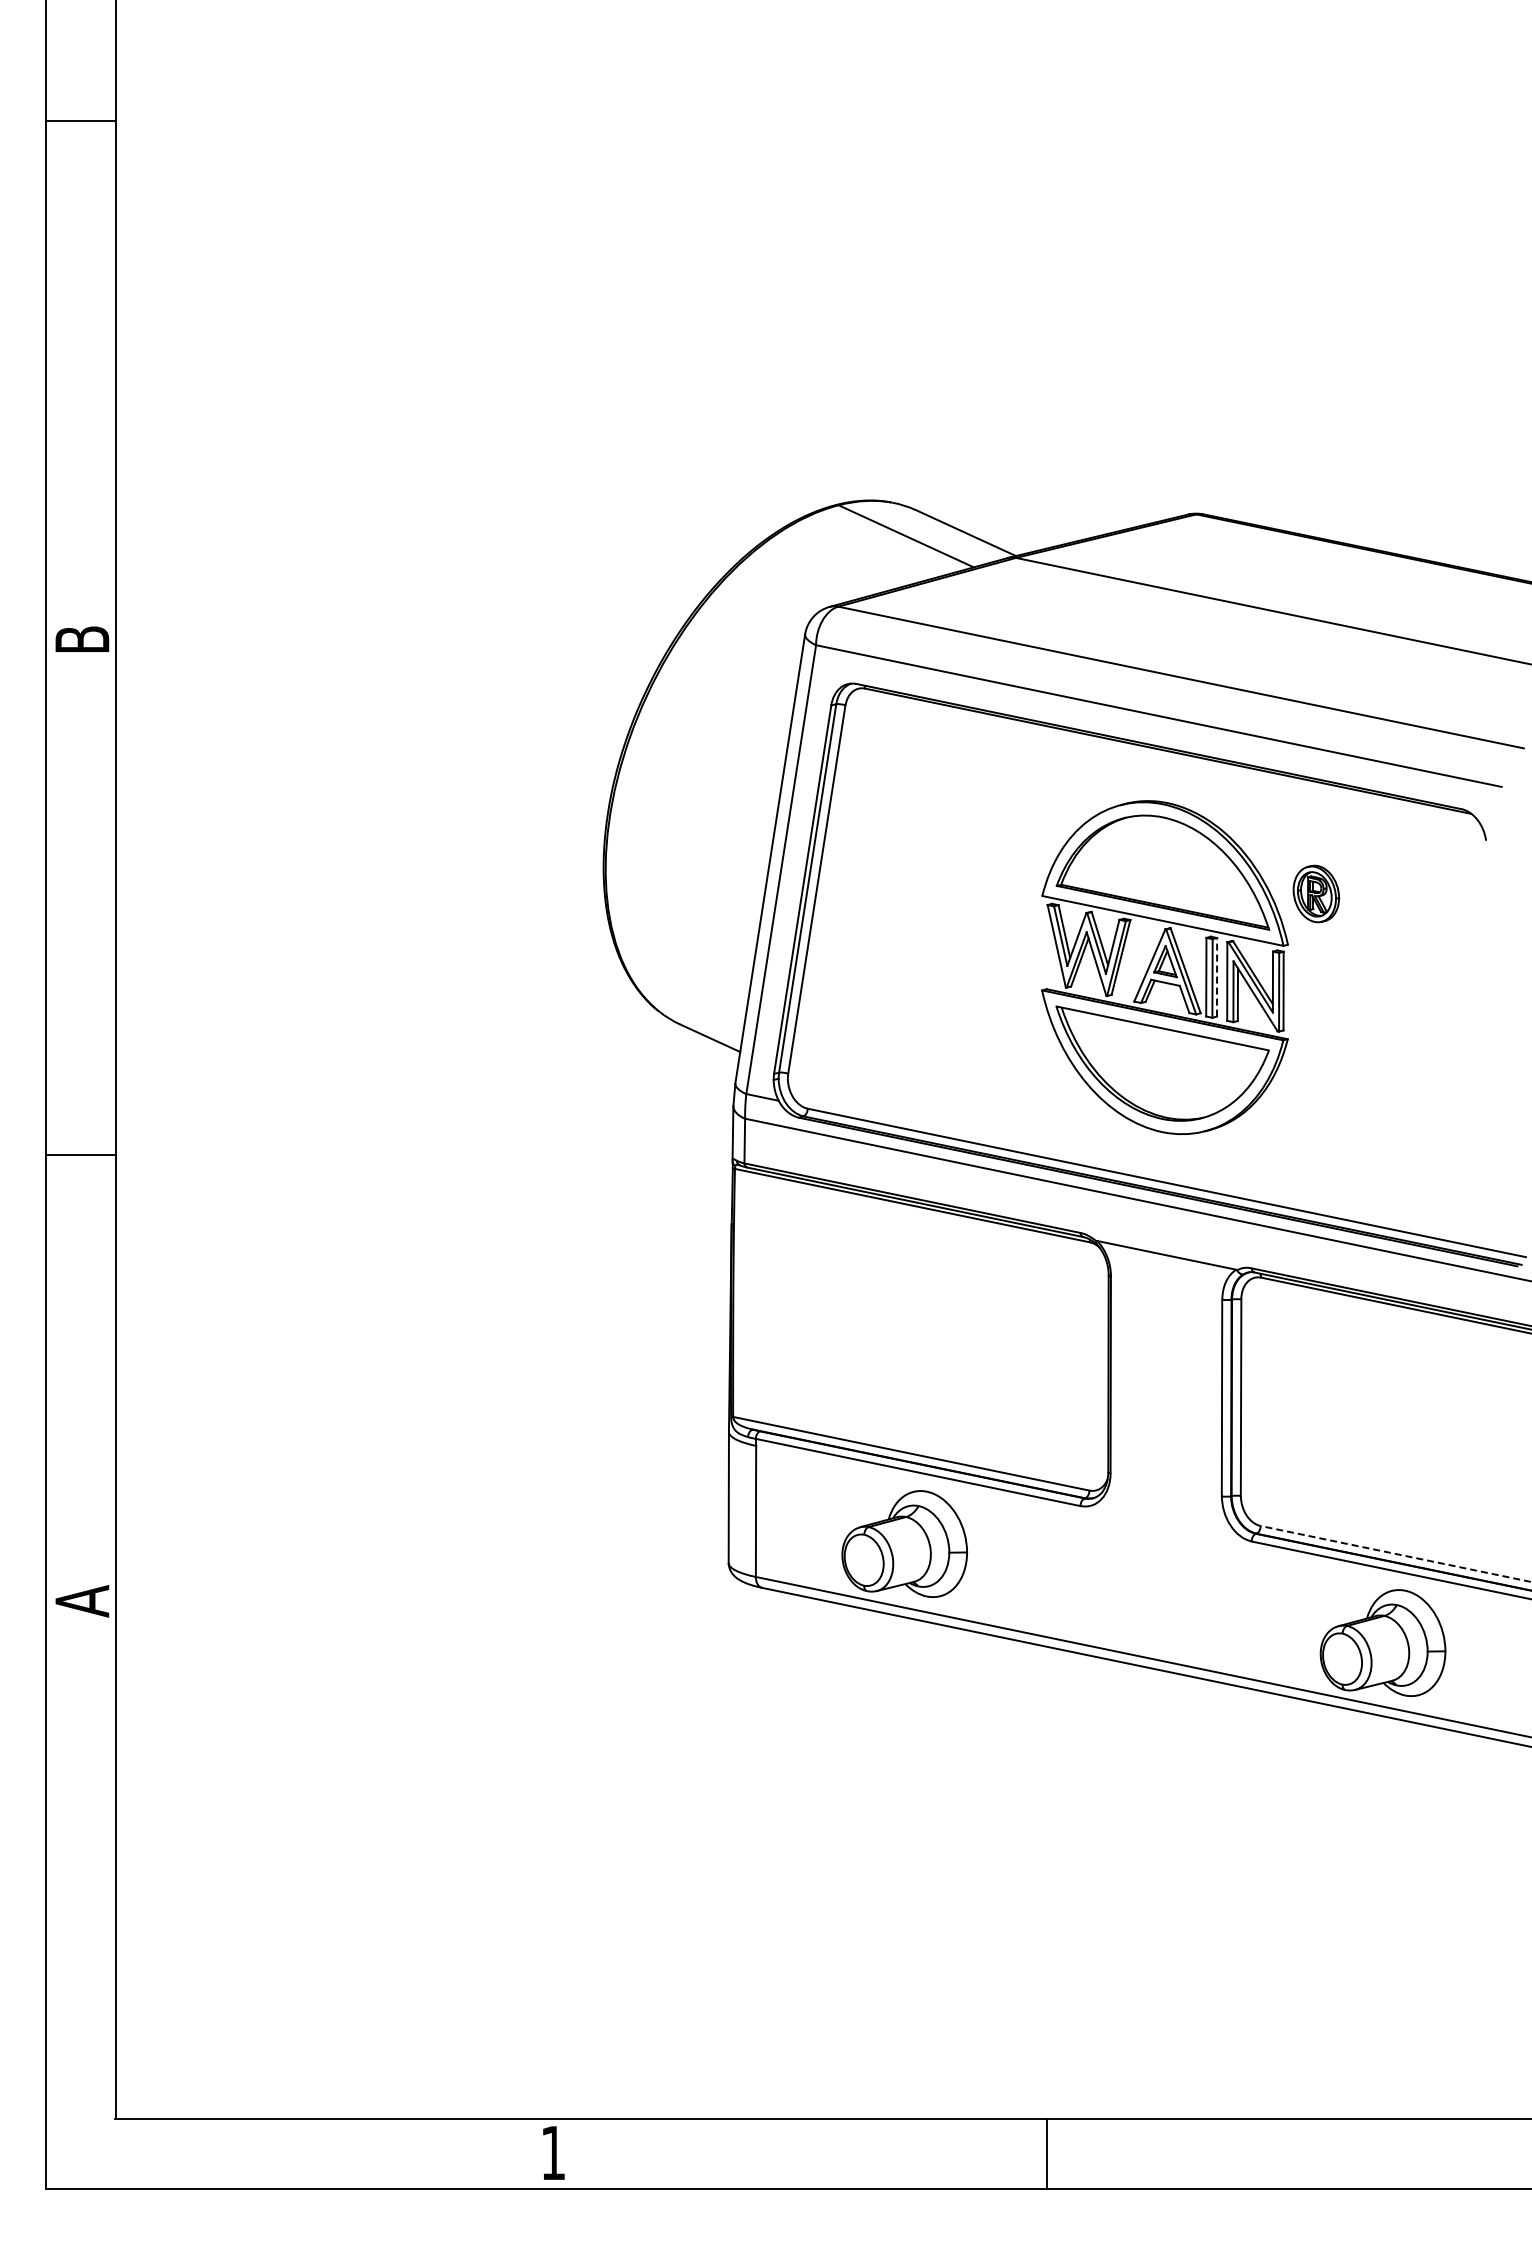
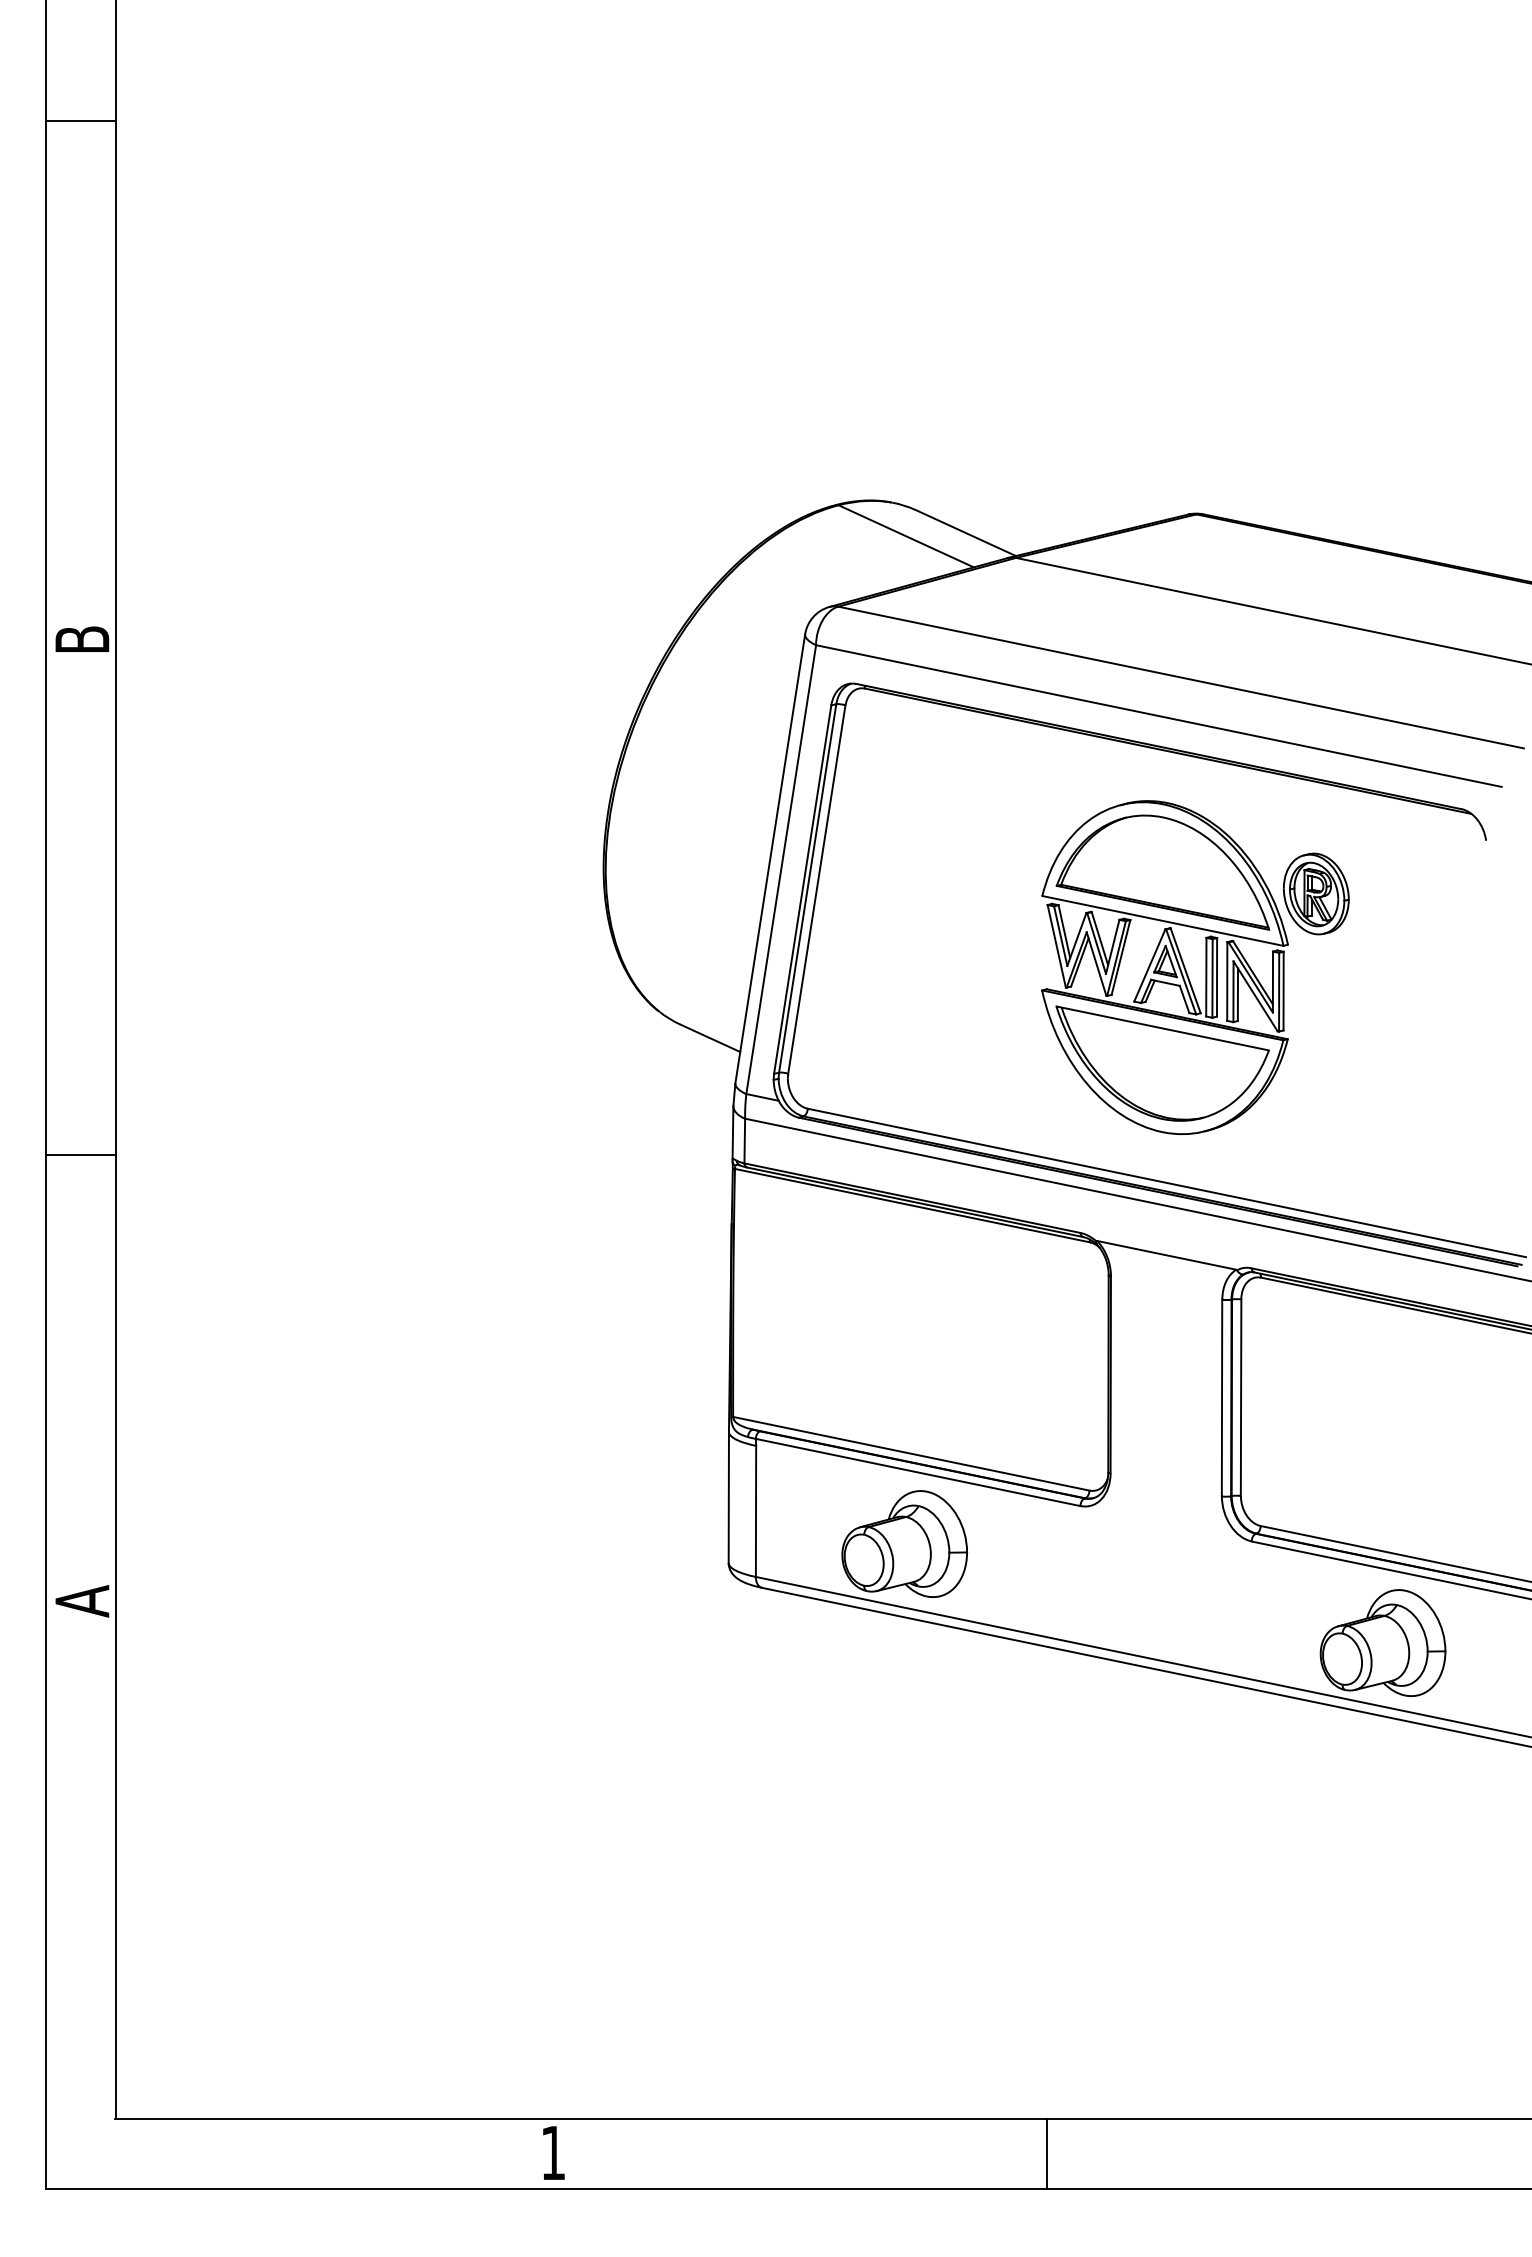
part size: 49x60 px -> 67x84 px (1316, 893)
line: dashed -> solid (1217, 976)
line: dashed -> solid (1395, 1553)
